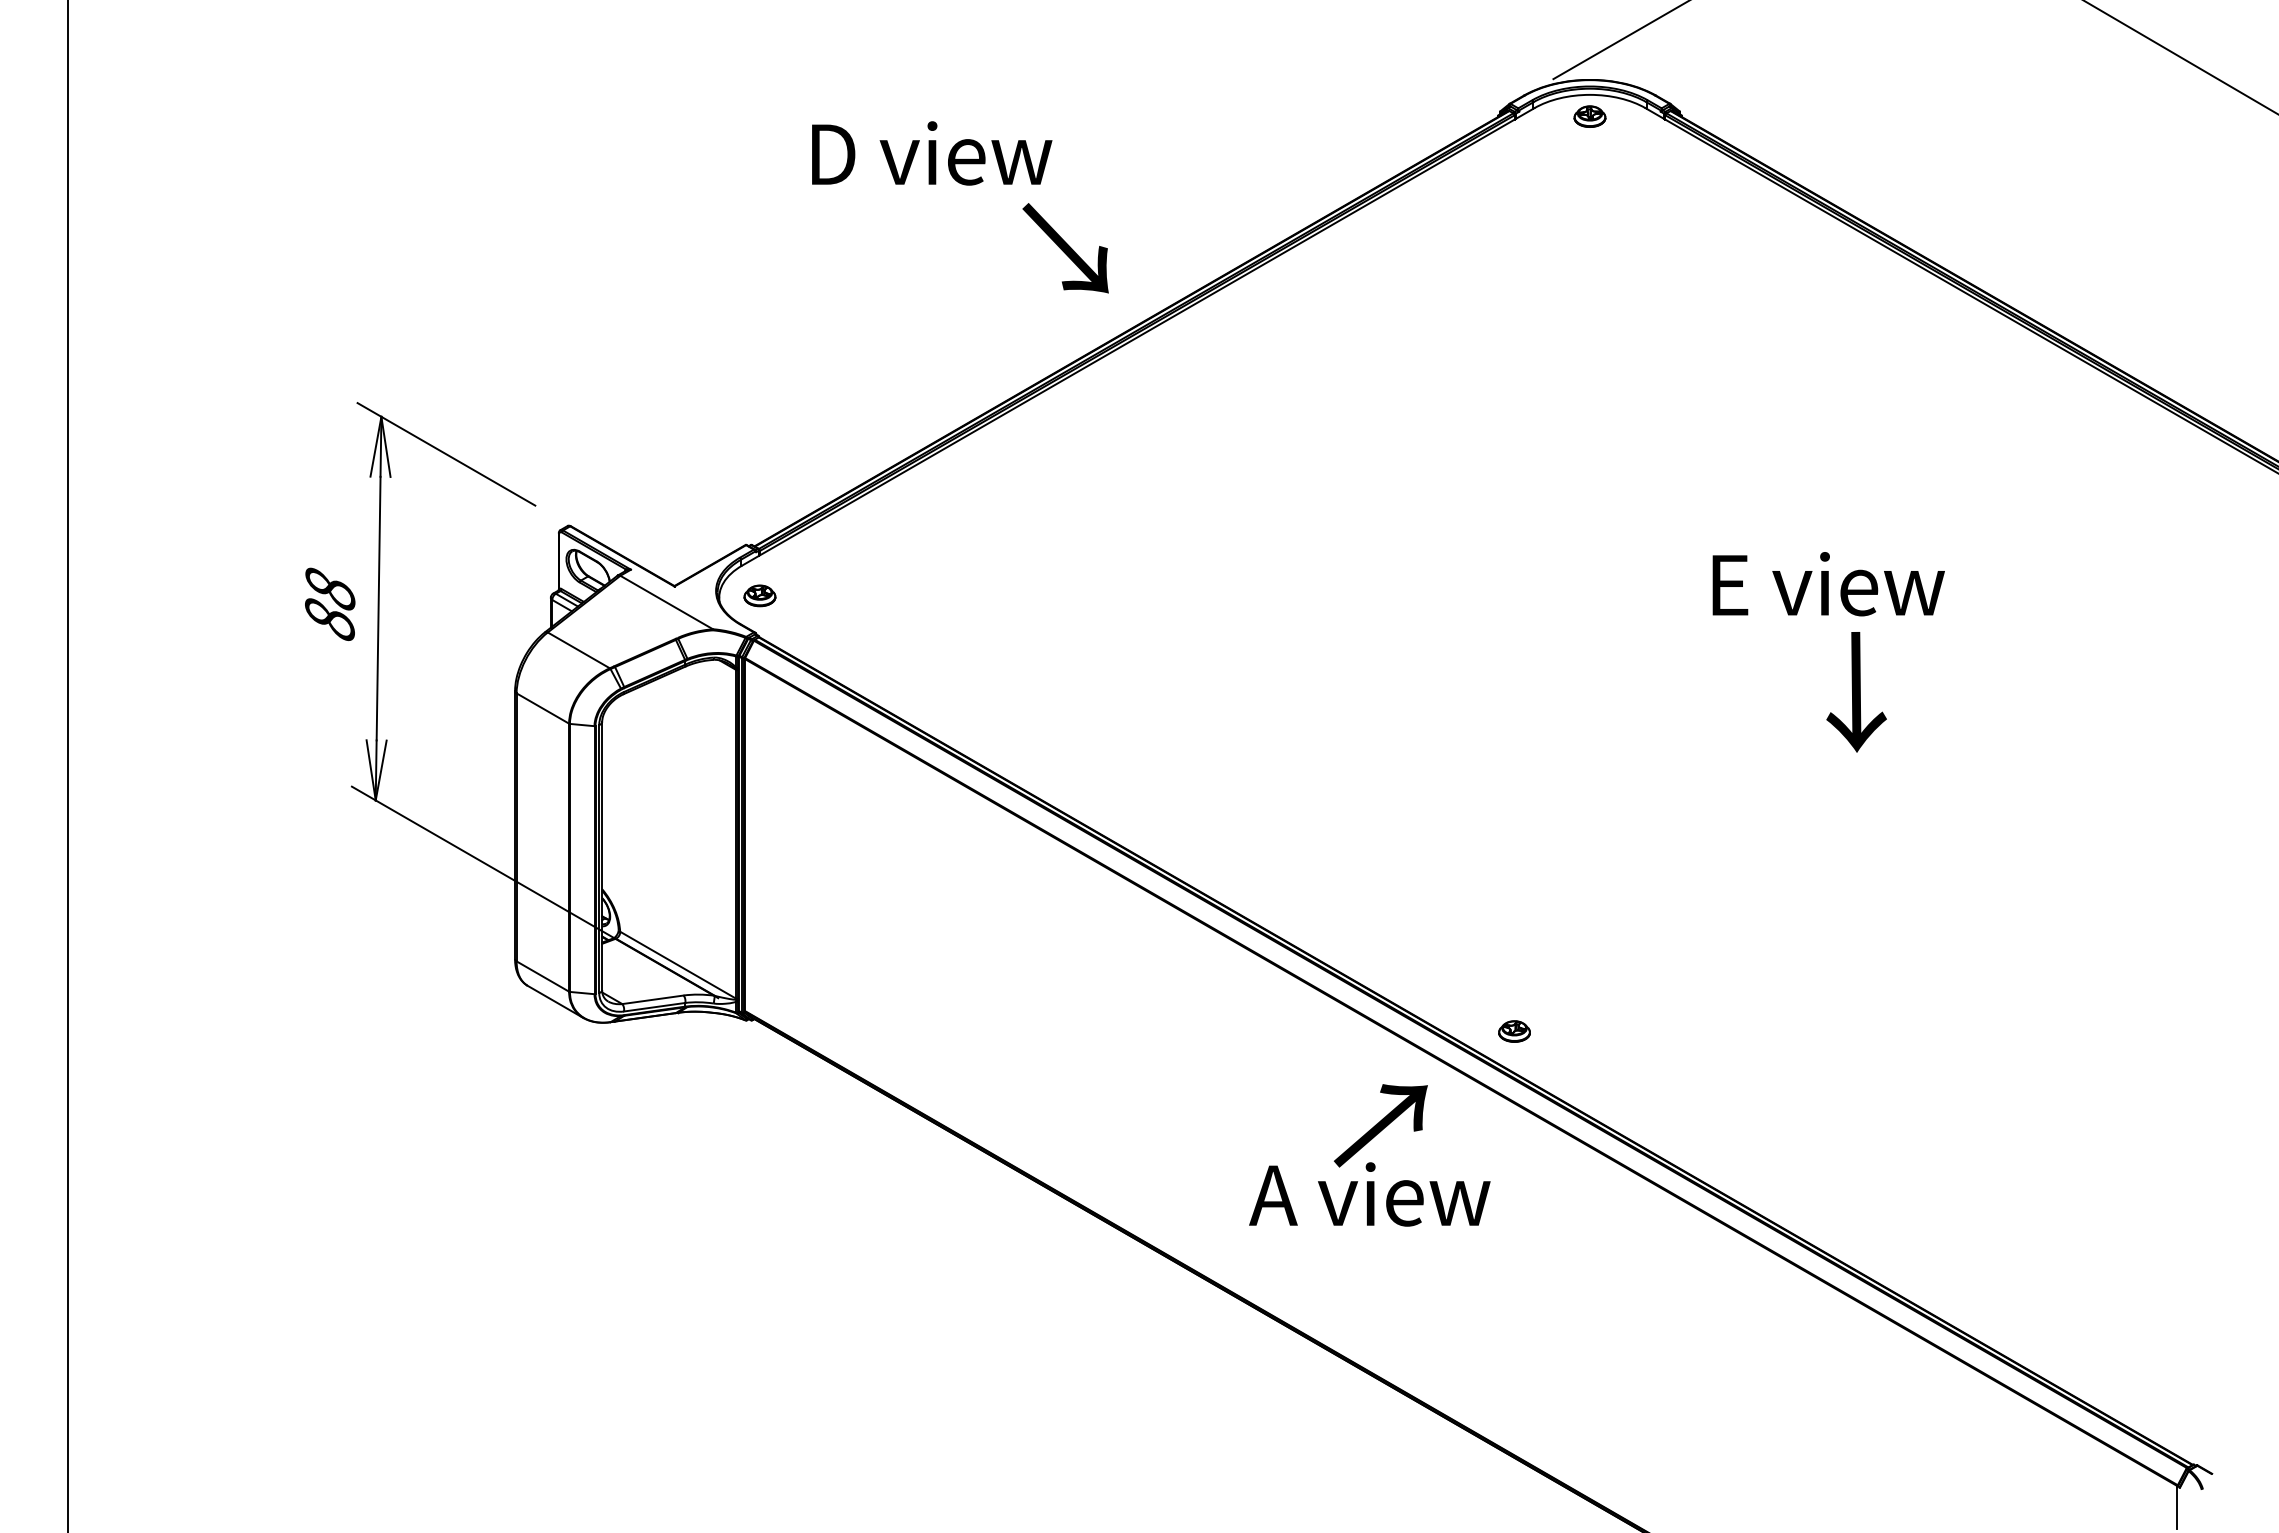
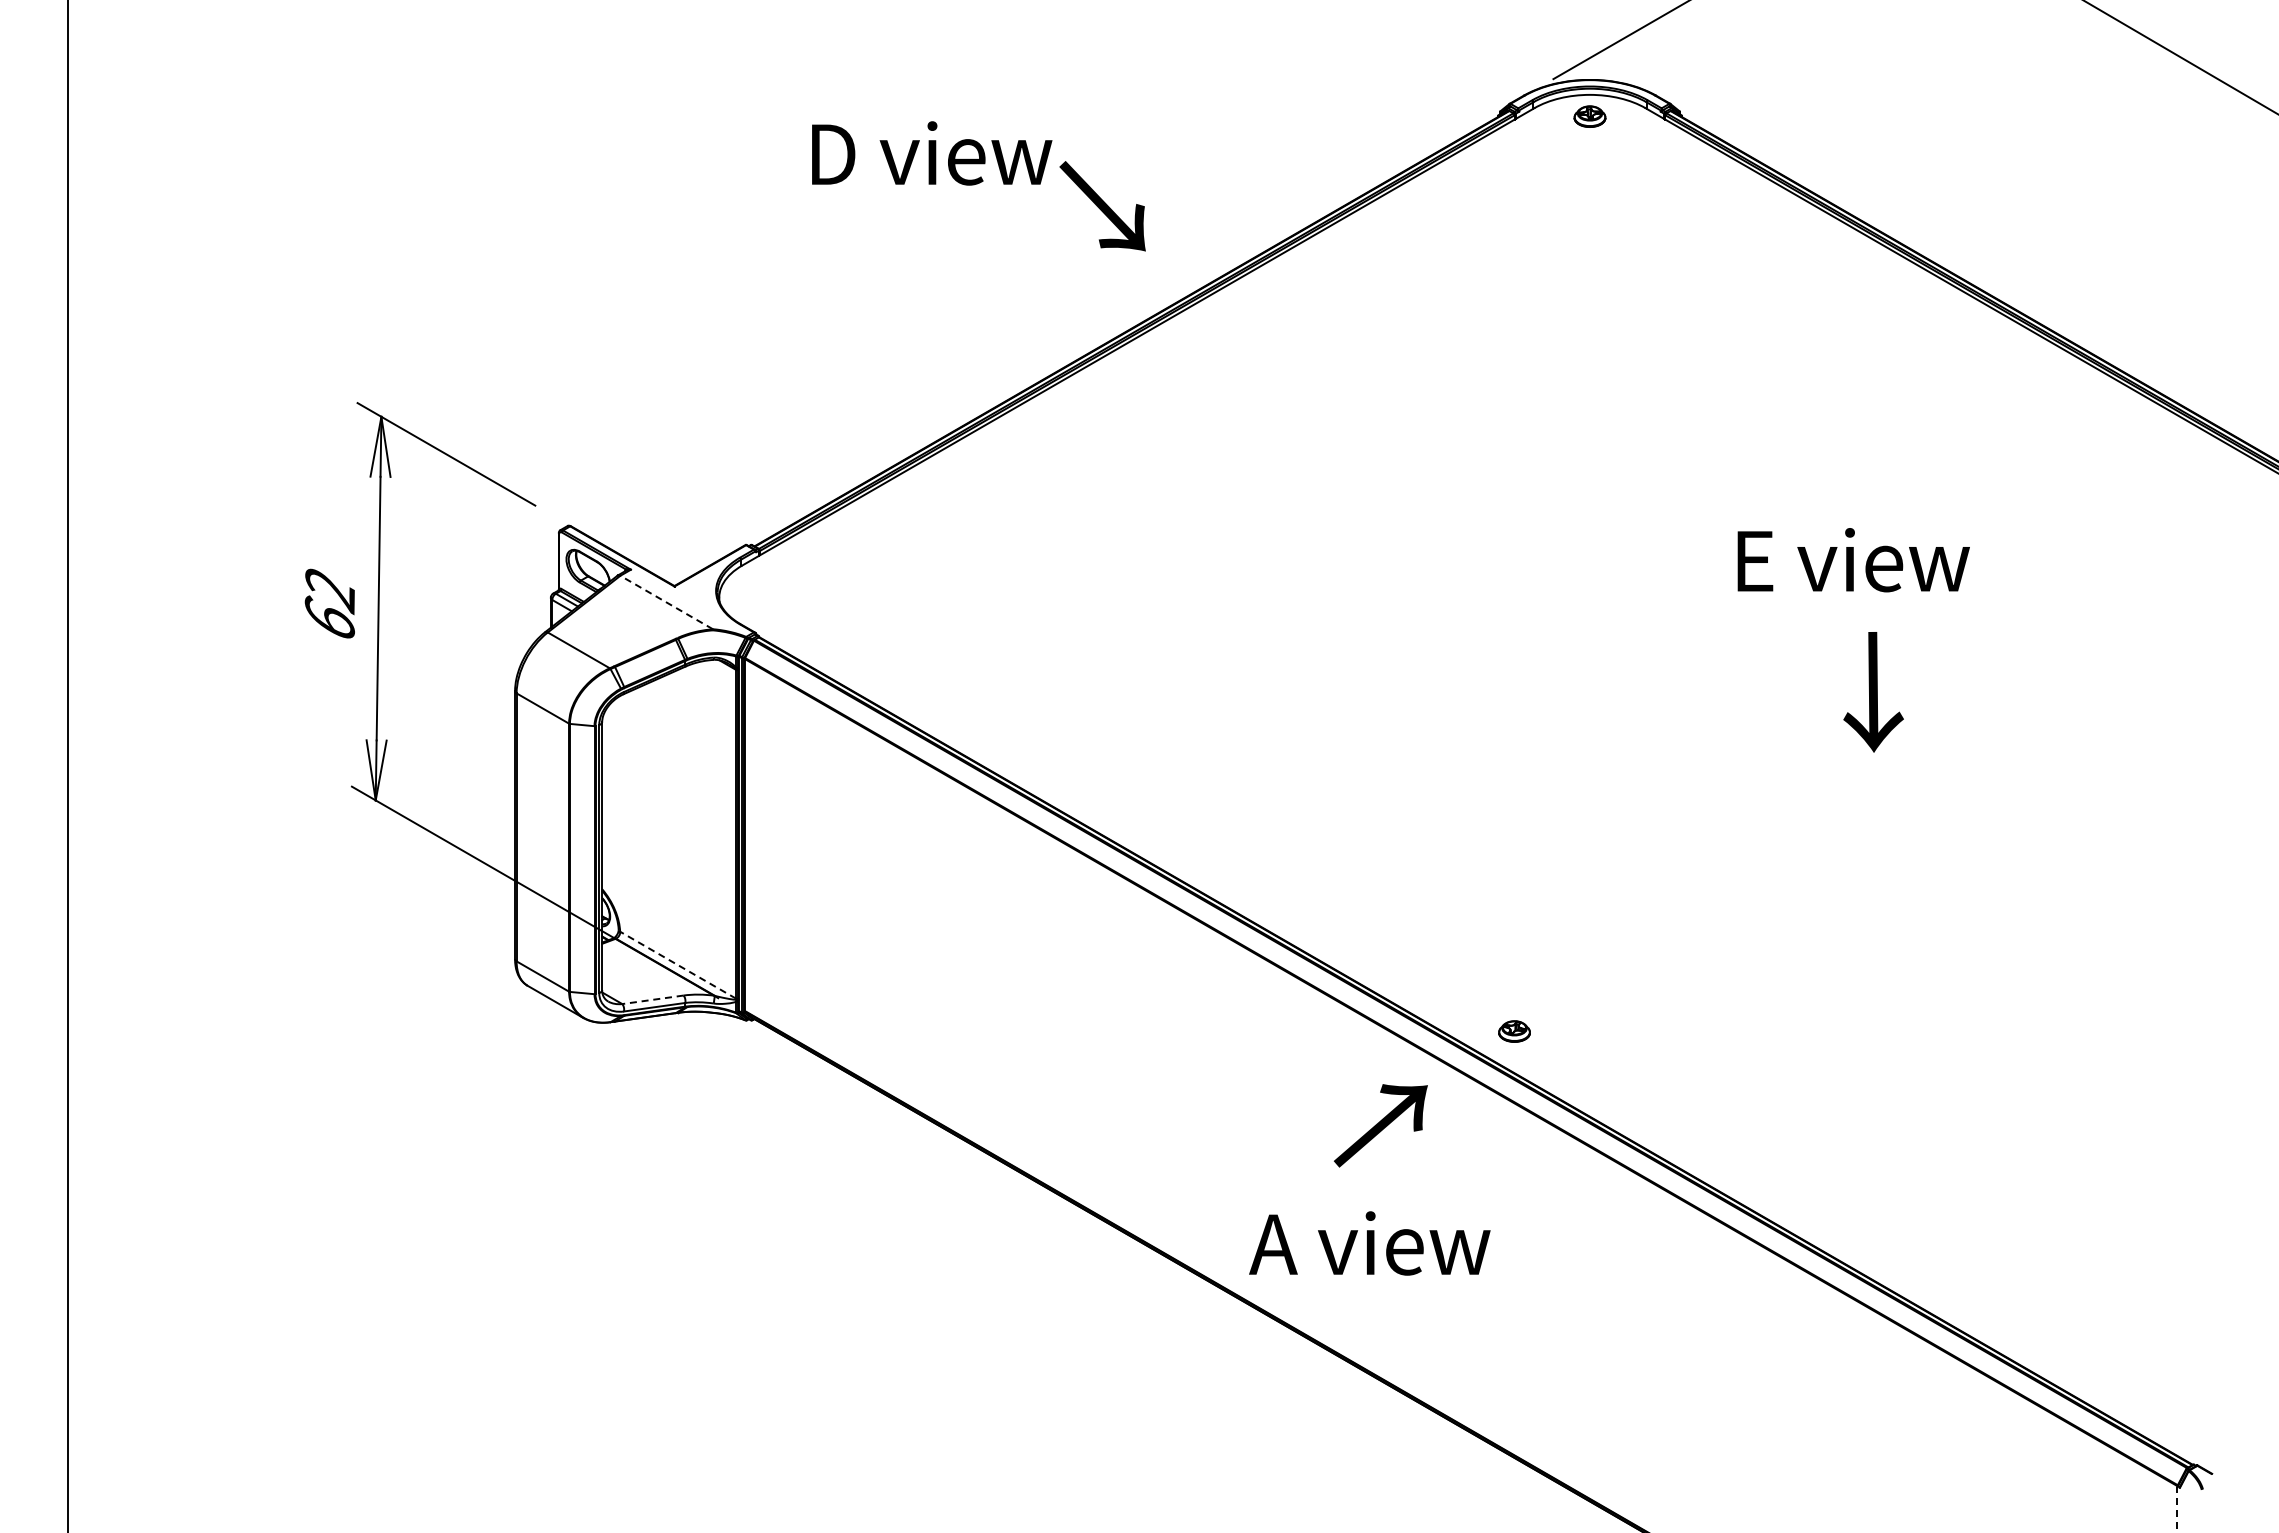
text position: (1065, 248) -> (1102, 206) (1102, 206)
text position: (1828, 584) -> (1853, 560) (1853, 560)
part: present -> none (759, 595)
line: solid -> dashed (666, 602)
text: 88 -> 62 (329, 604)
text position: (1856, 692) -> (1873, 692) (1873, 692)
line: solid -> dashed (678, 965)
line: solid -> dashed (652, 999)
text position: (1369, 1194) -> (1369, 1243) (1369, 1243)
line: solid -> dashed (2177, 1507)
